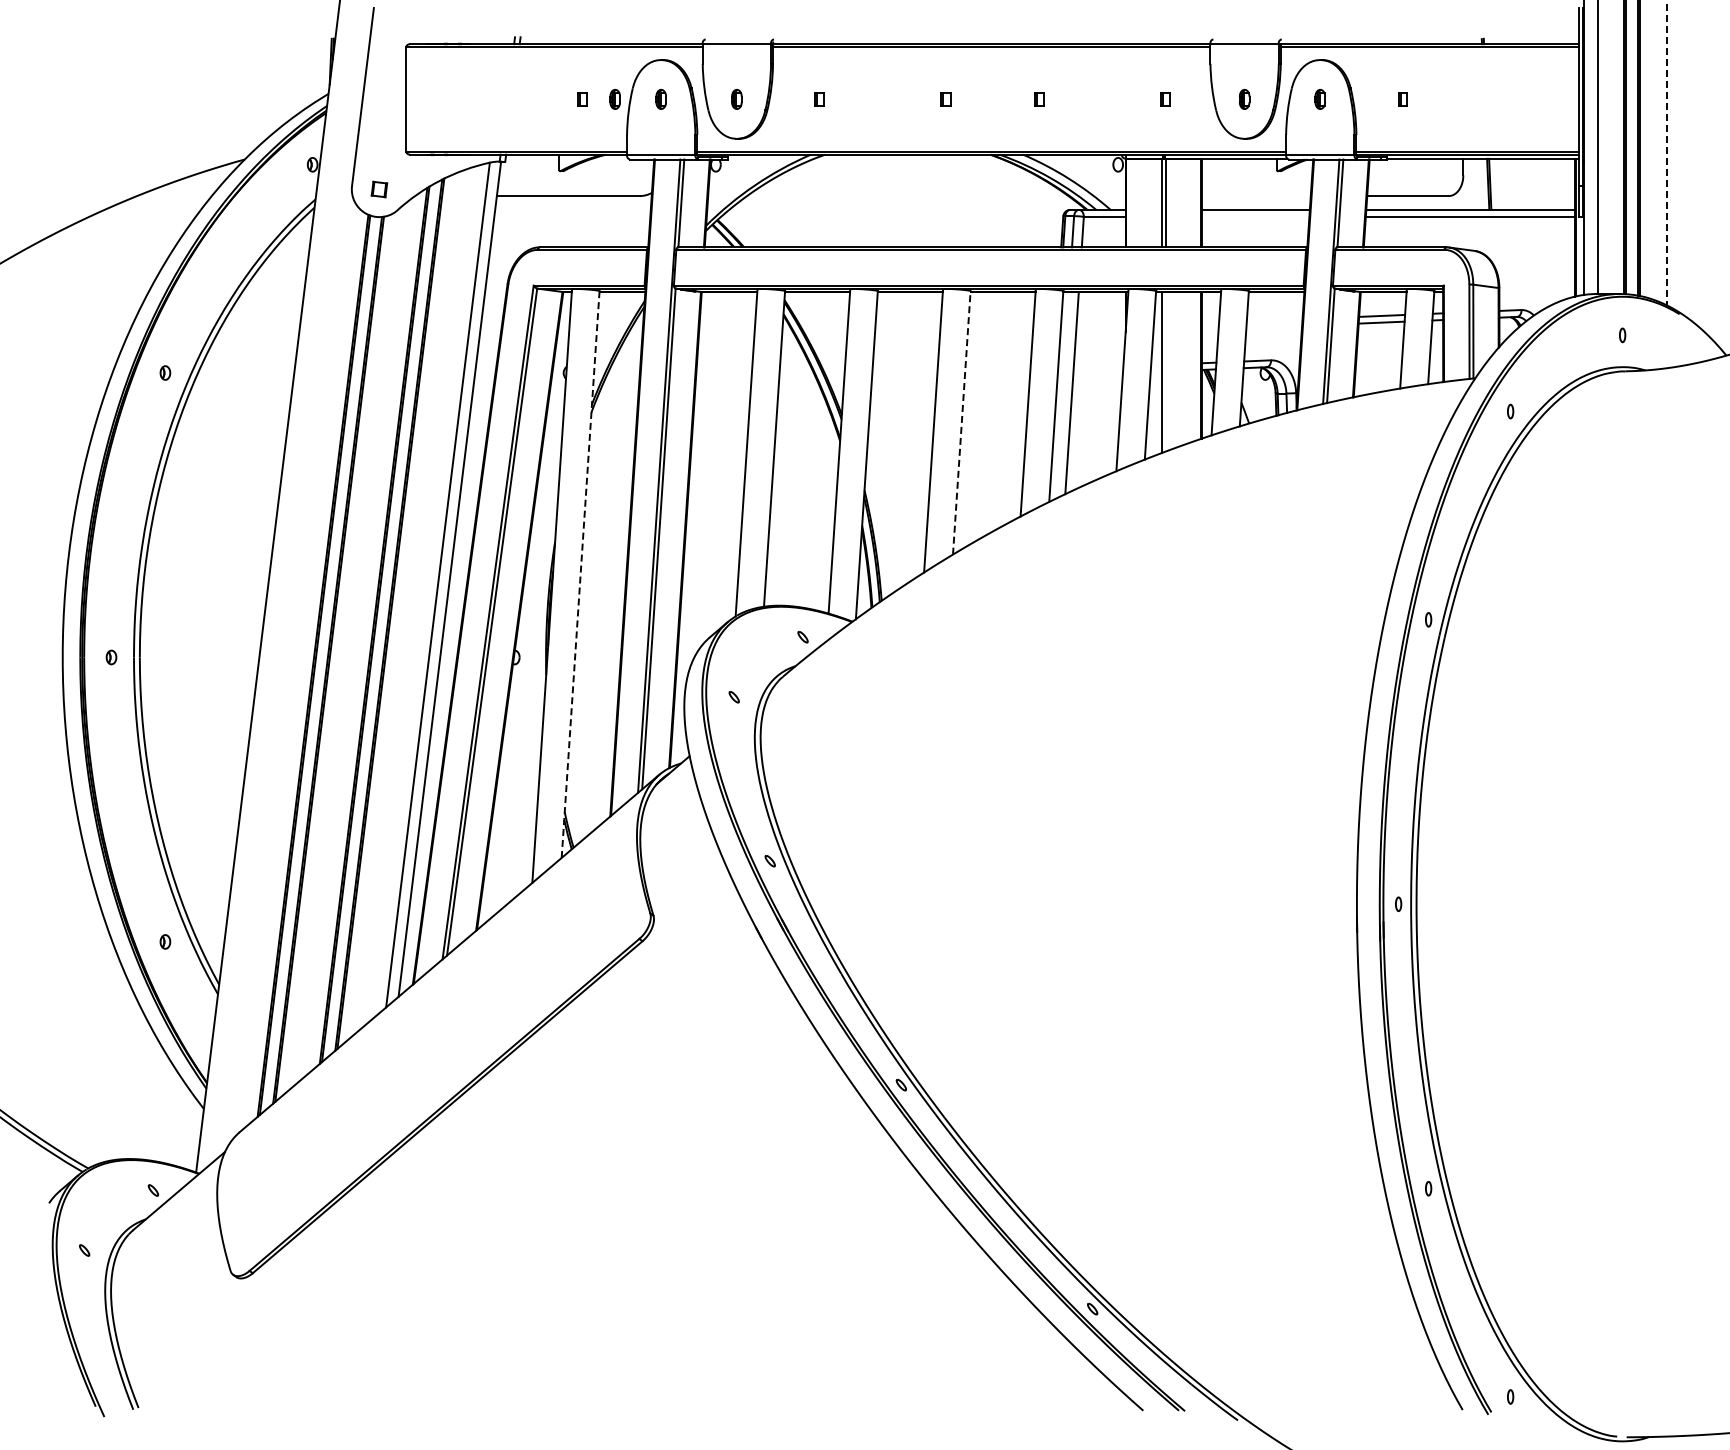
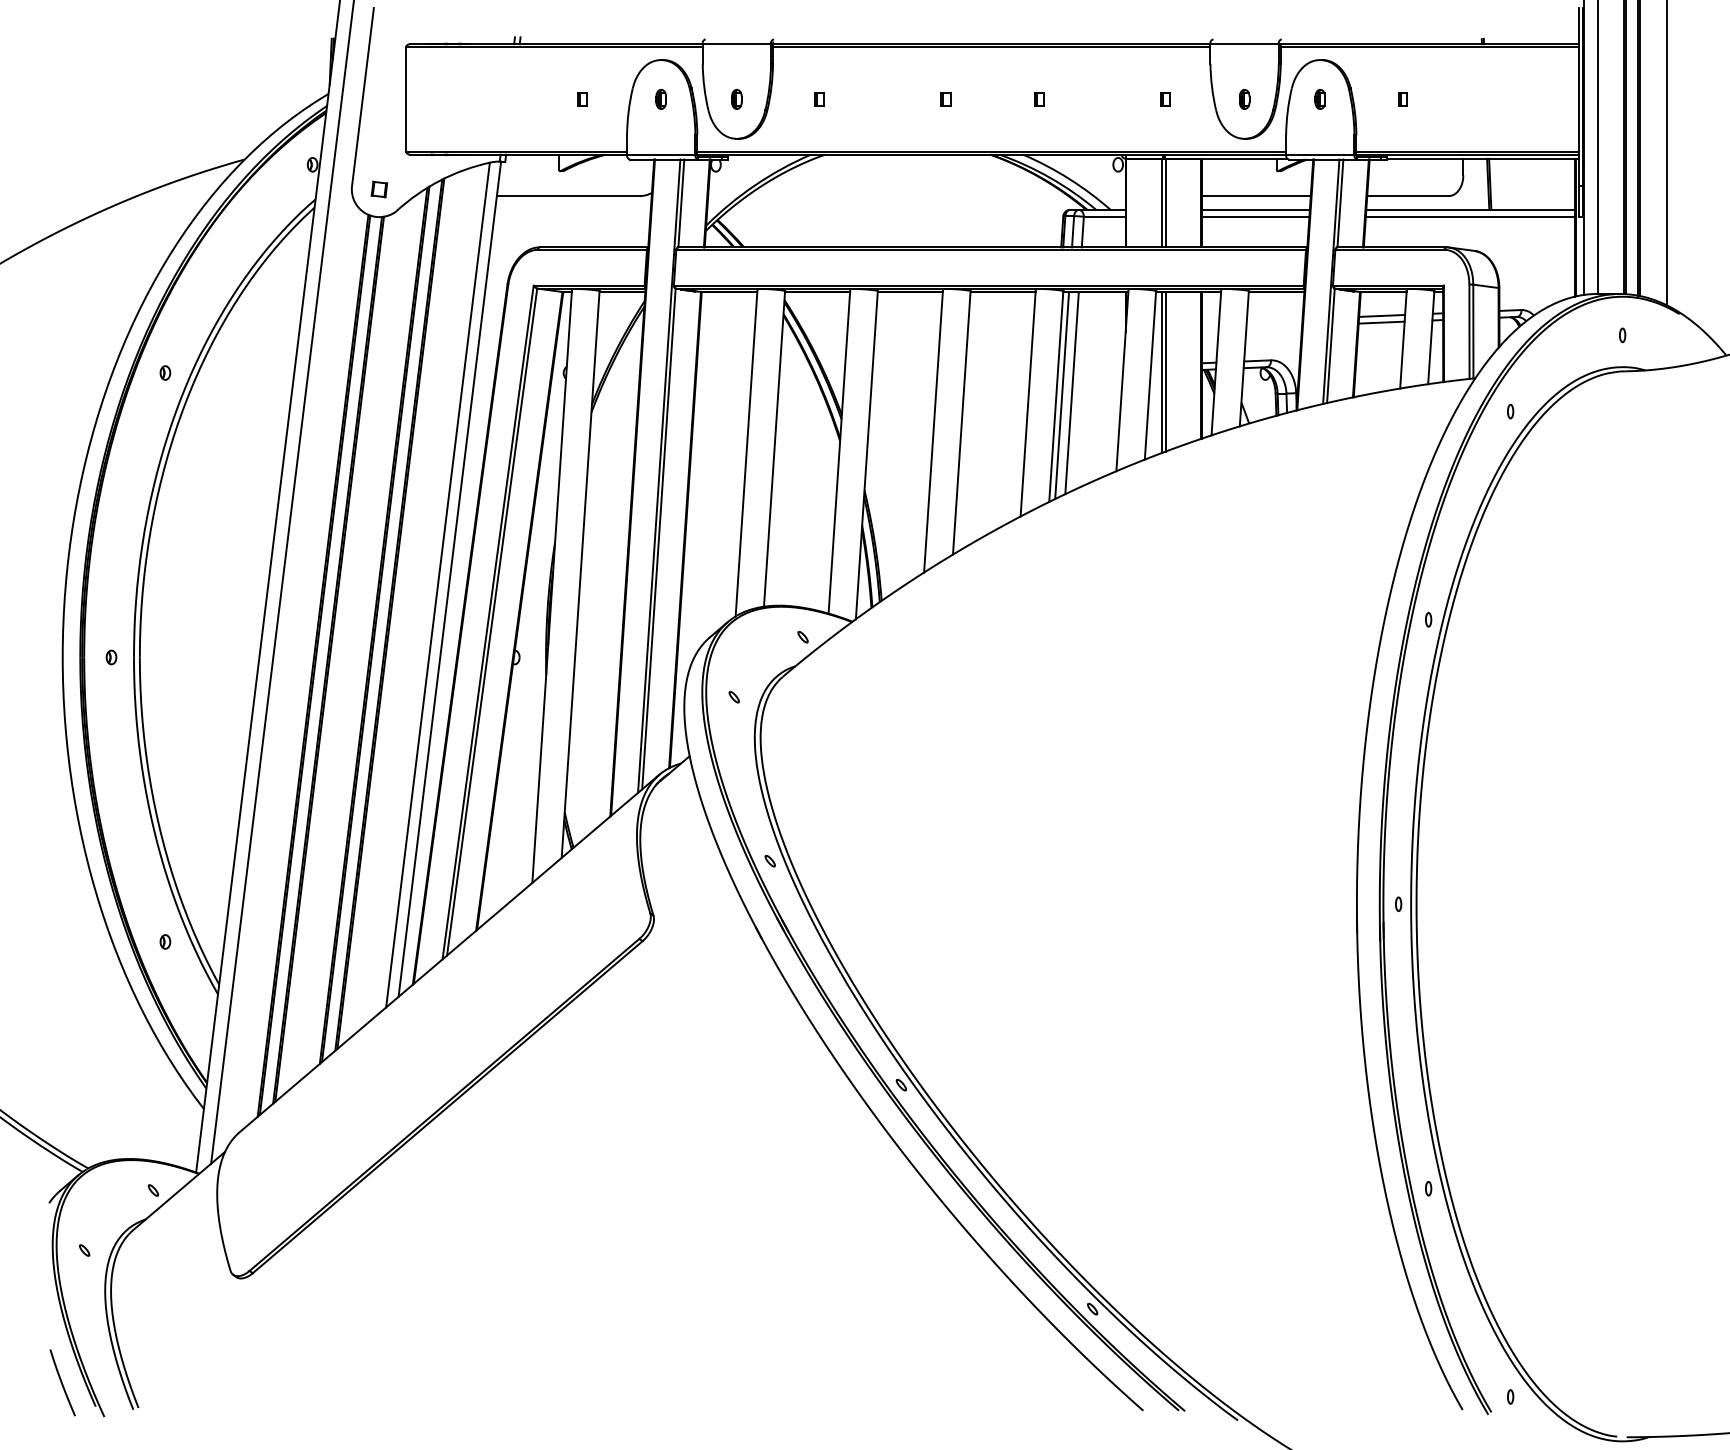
part: present -> none (614, 99)
line: dashed -> solid (1666, 153)
line: none -> present (1255, 196)
line: none -> present (1255, 216)
line: none -> present (1165, 371)
line: none -> present (1062, 395)
line: dashed -> solid (961, 422)
line: dashed -> solid (580, 573)
line: none -> present (282, 582)
curve: none -> present (62, 1382)
